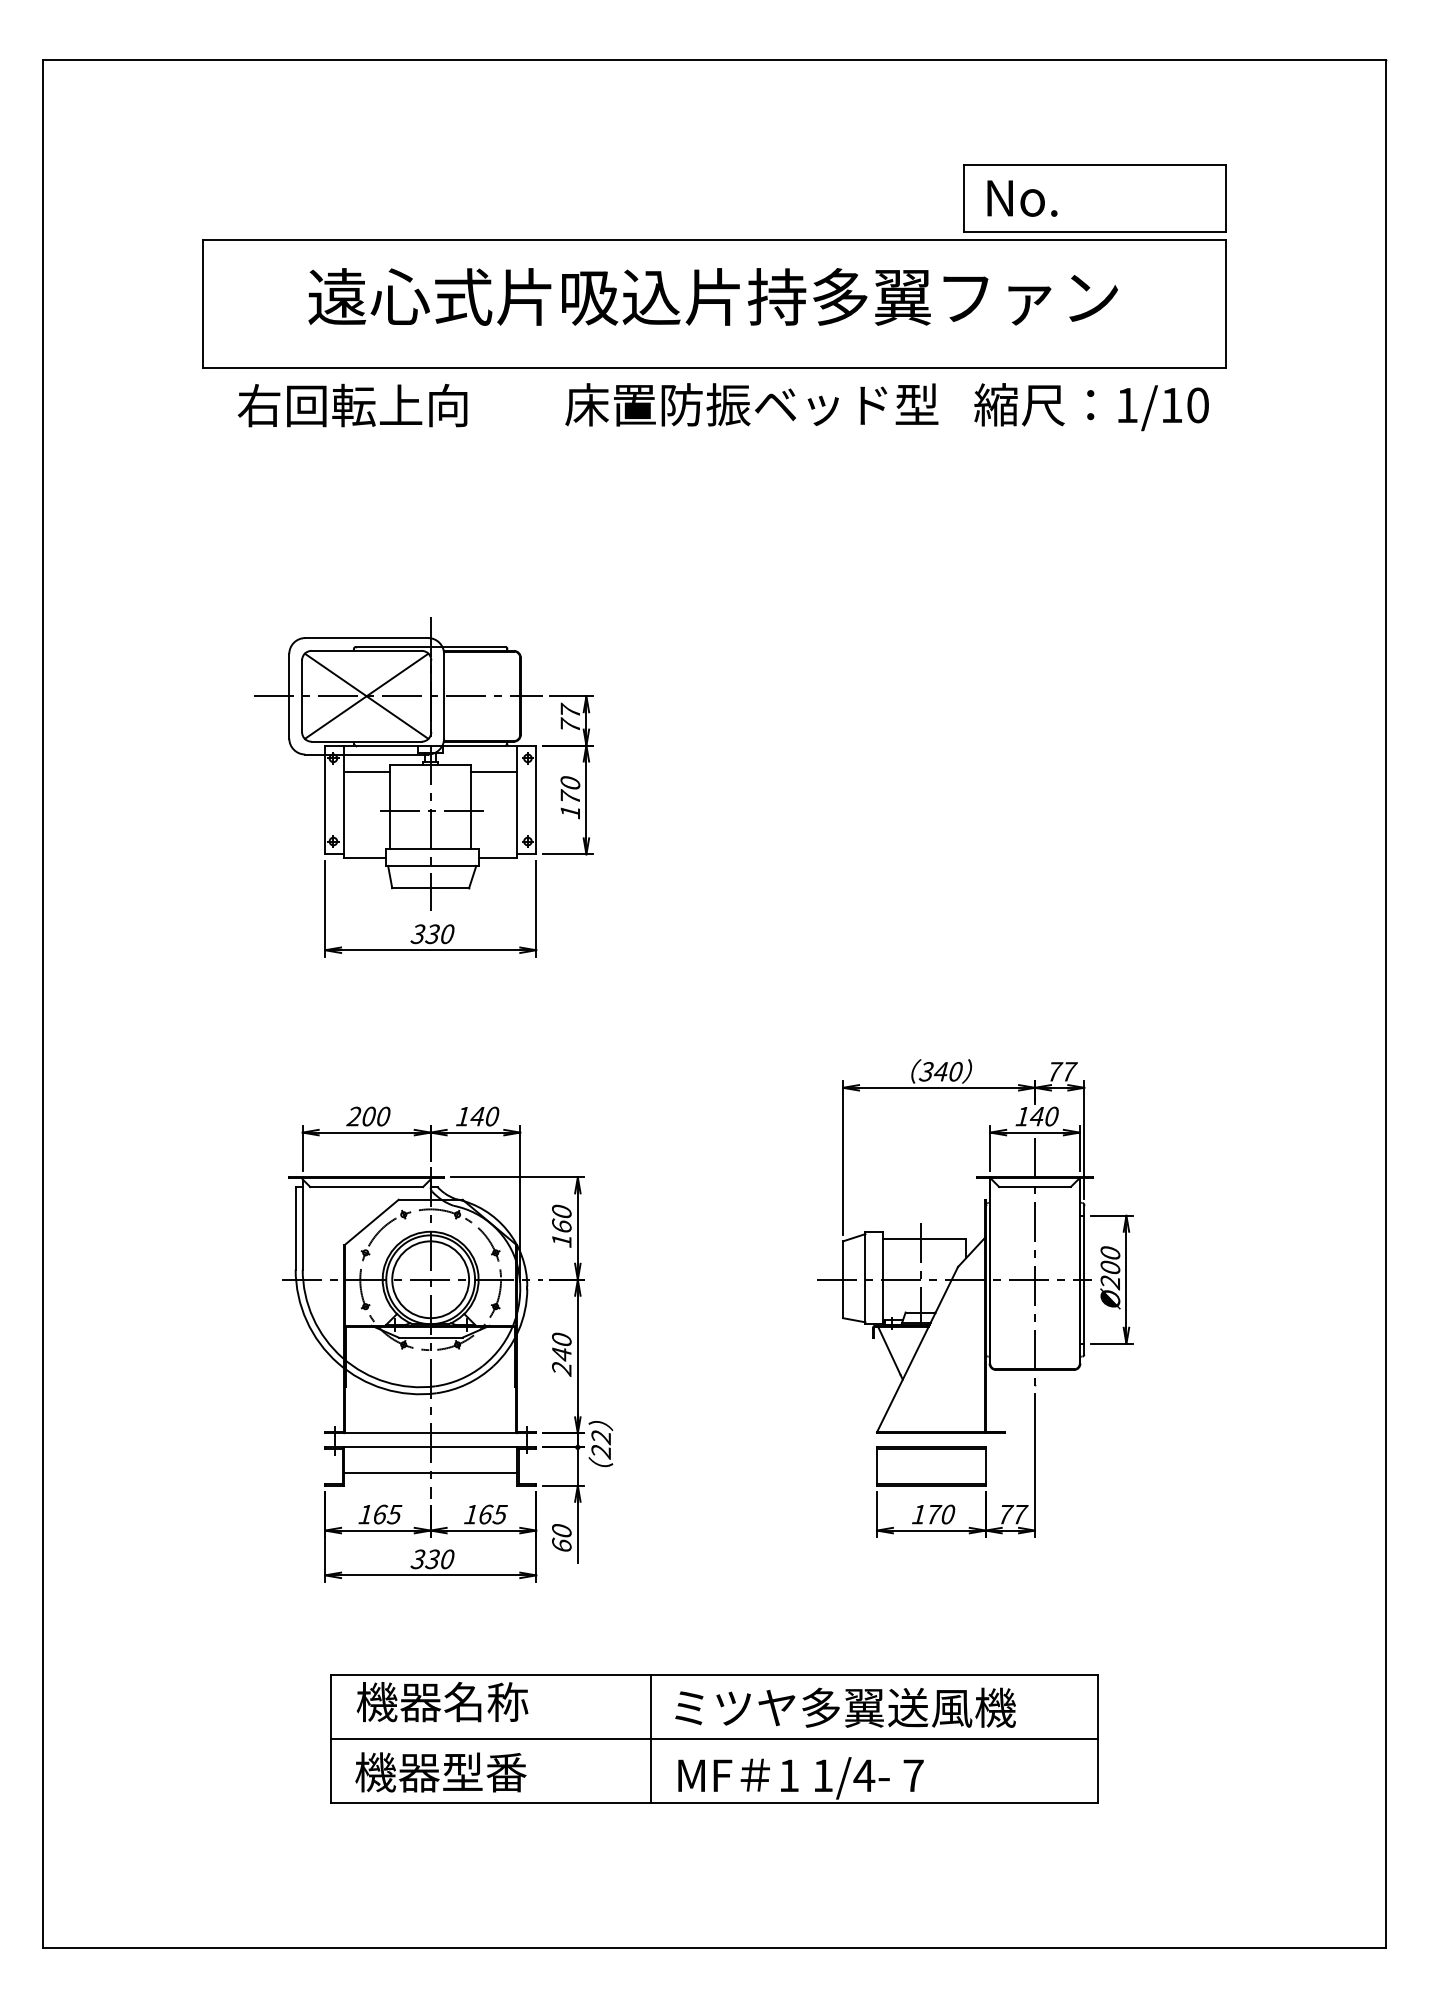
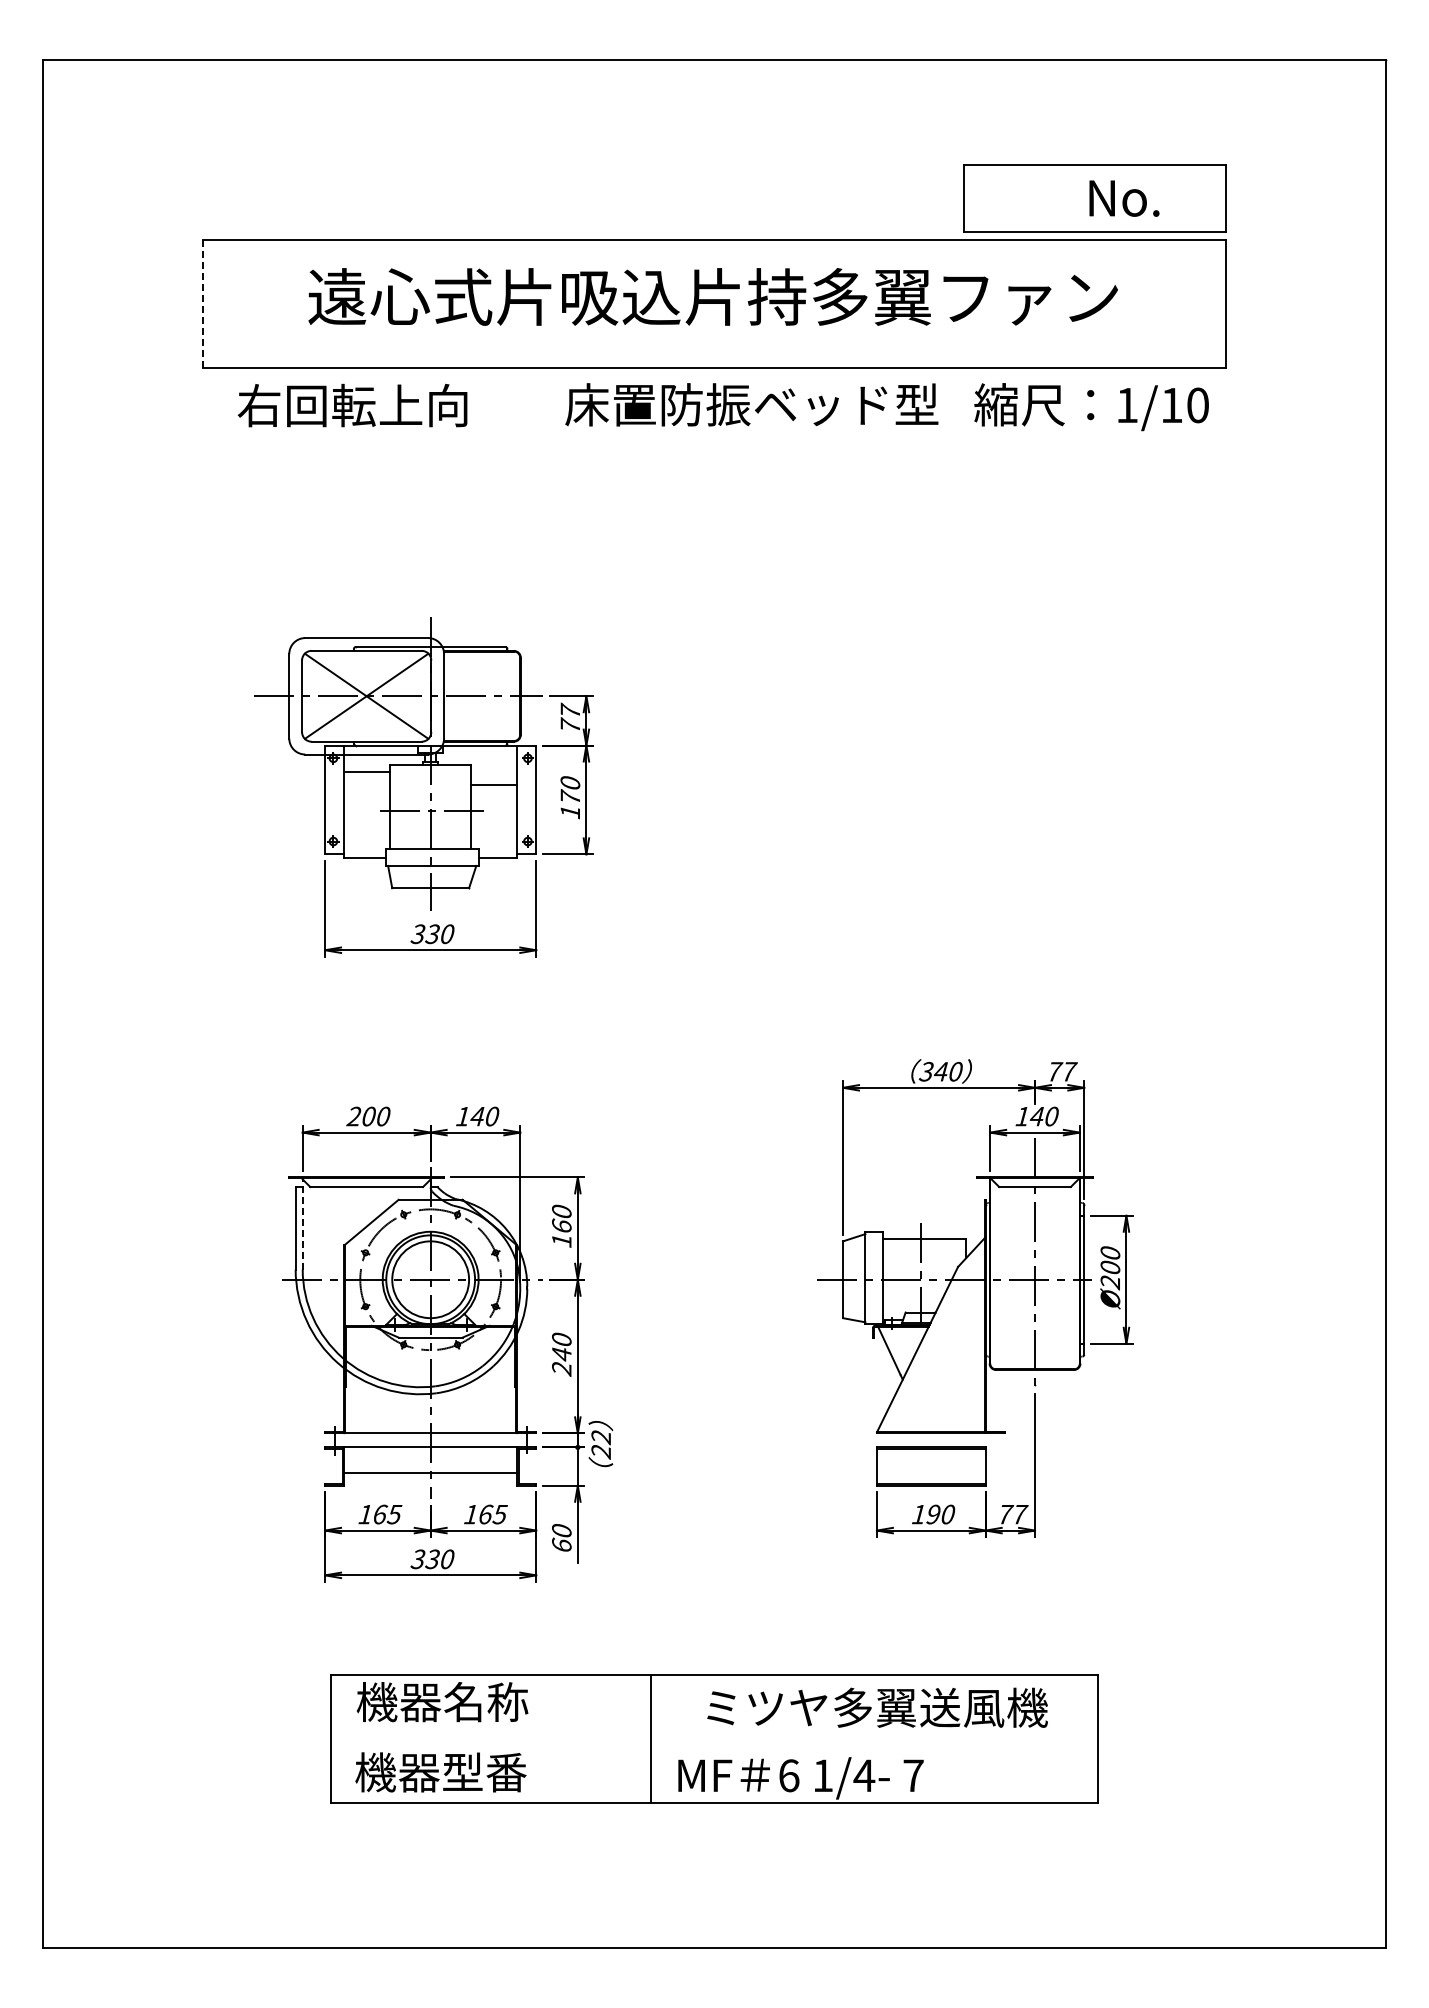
text position: (1022, 198) -> (1124, 198) (1124, 198)
line: solid -> dashed (202, 303)
line position: (494, 771) -> (494, 784) (494, 784)
line: solid -> dashed (302, 1222)
text: 170 -> 190 (934, 1514)
text position: (845, 1707) -> (877, 1707) (877, 1707)
line: present -> none (714, 1738)
text: 1 -> 6 (789, 1775)
